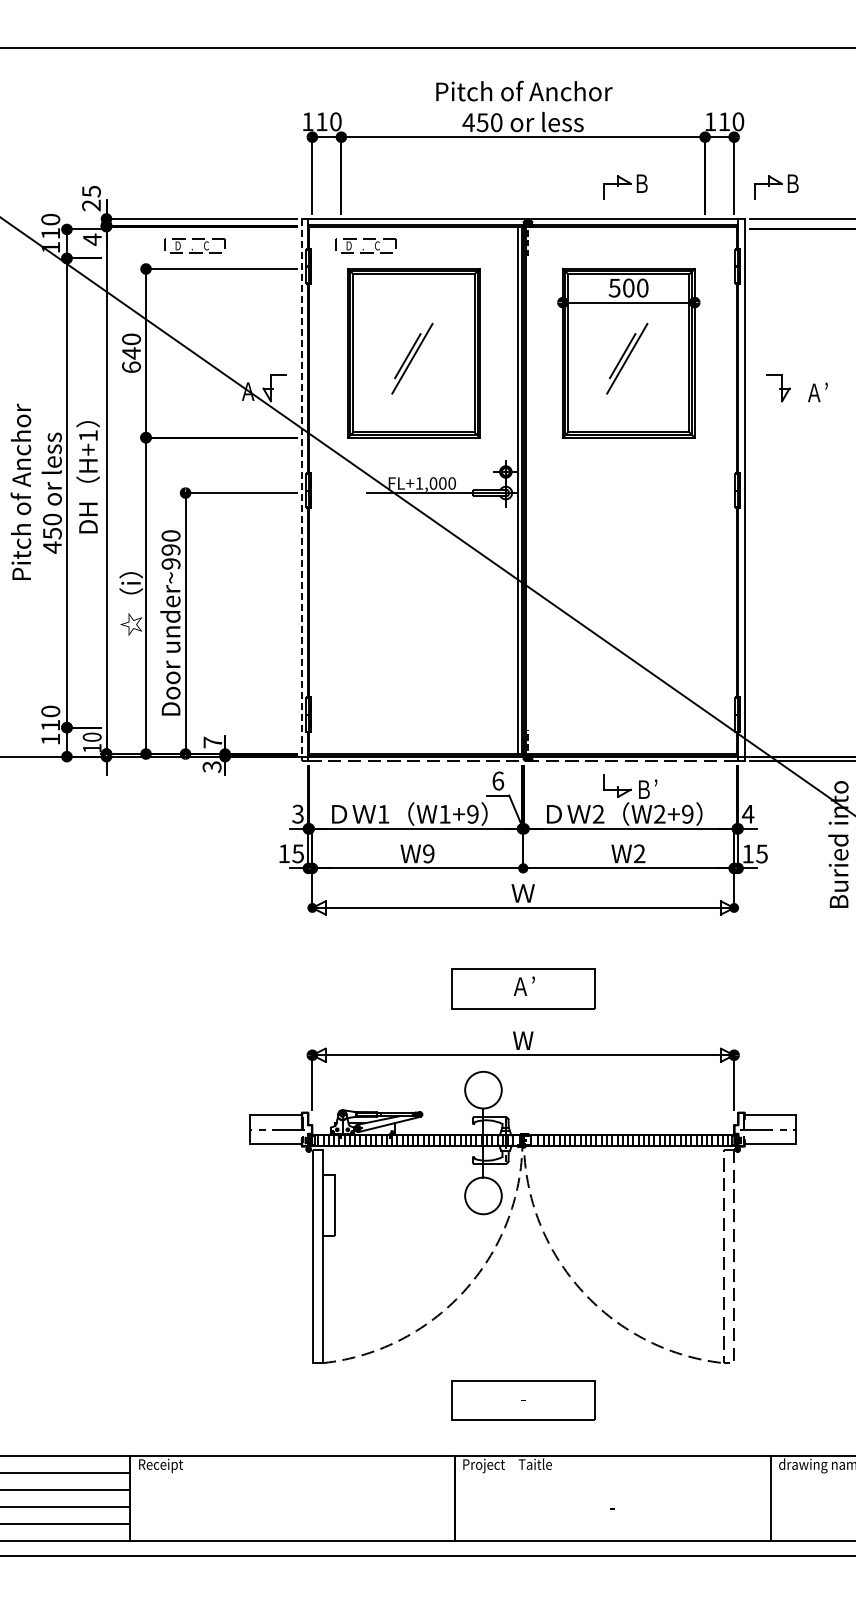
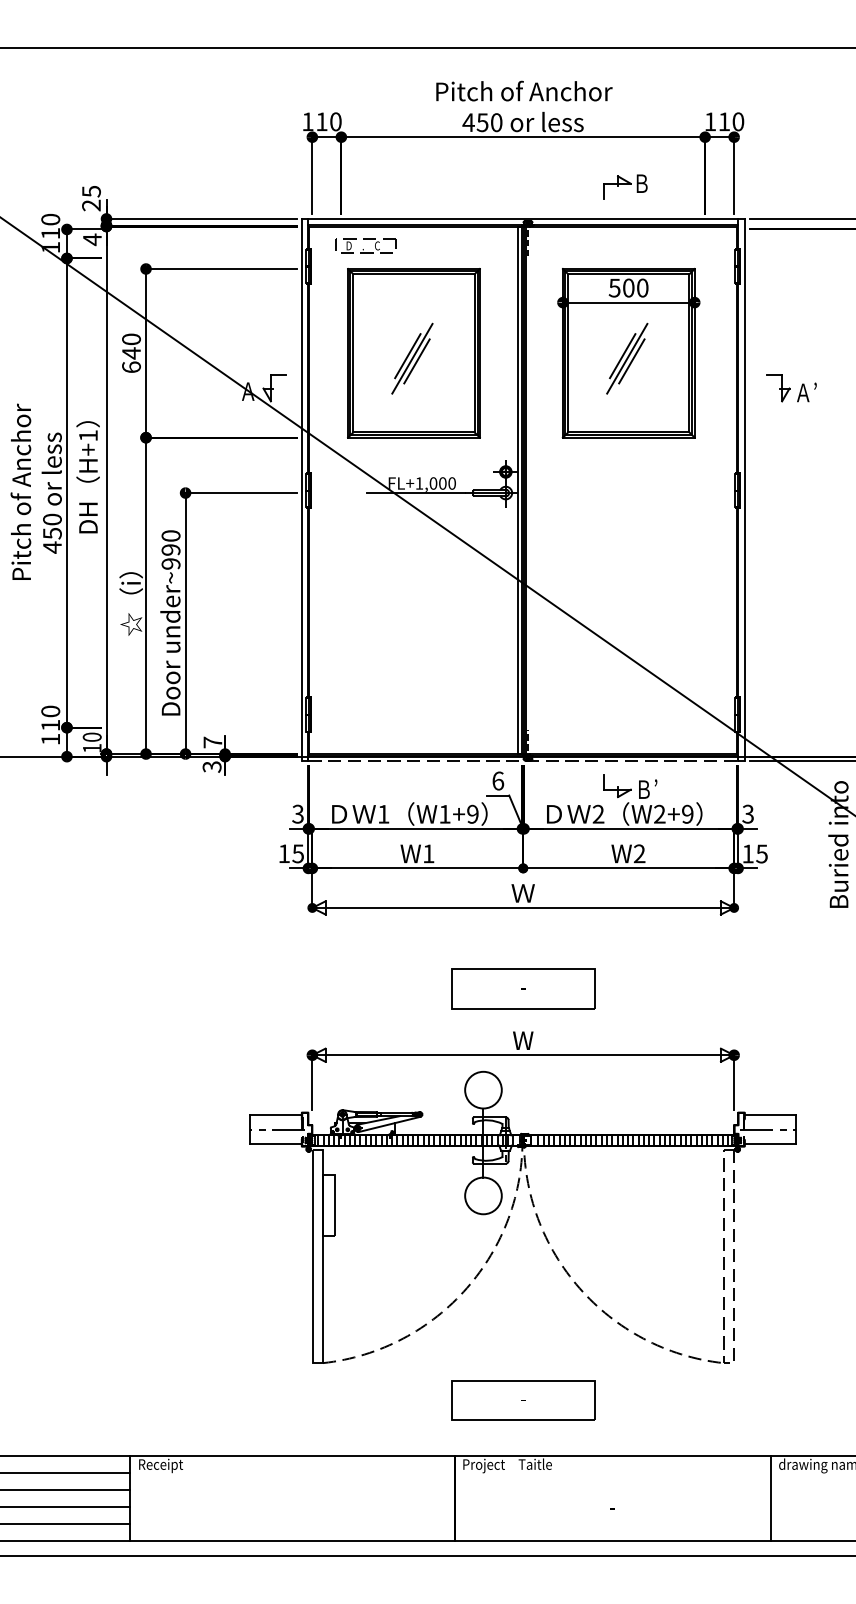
part: present -> none (776, 186)
part: present -> none (194, 245)
line: none -> present (416, 361)
line: none -> present (631, 361)
text position: (817, 392) -> (806, 392) (806, 392)
line: dashed -> solid (301, 490)
text: 4 -> 3 (747, 813)
text: W9 -> W1 (428, 853)
text: Ａ’ -> - (523, 985)
